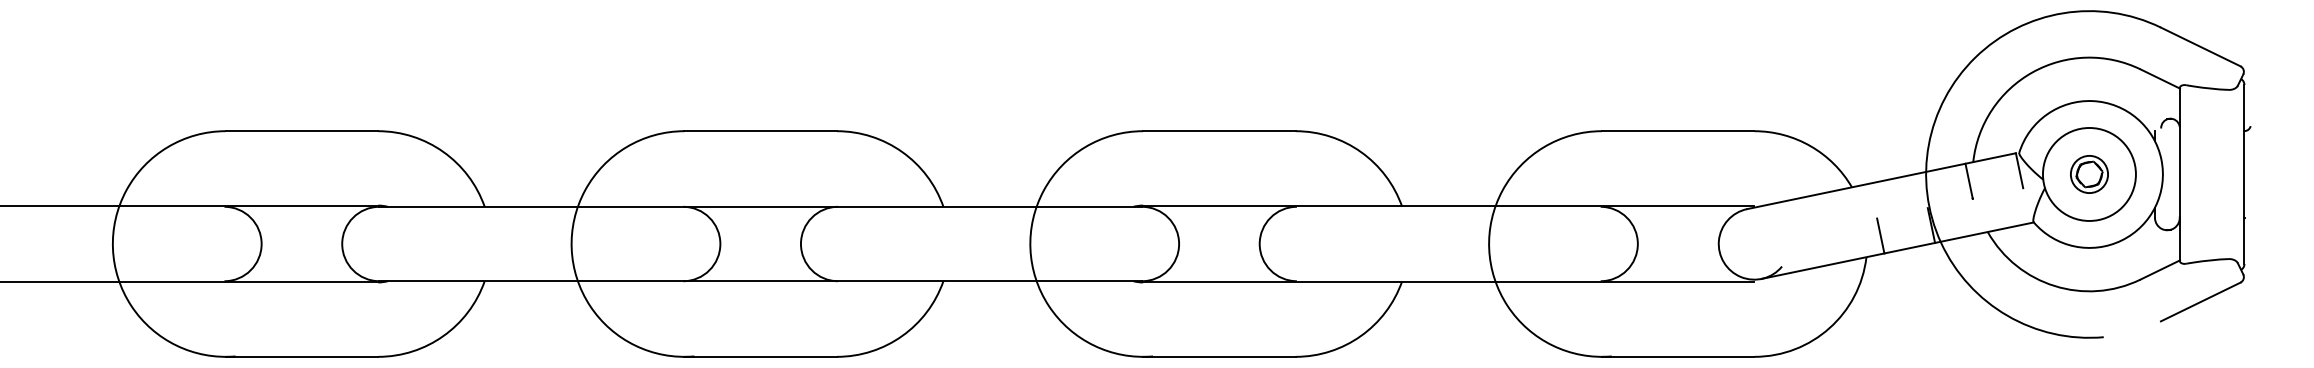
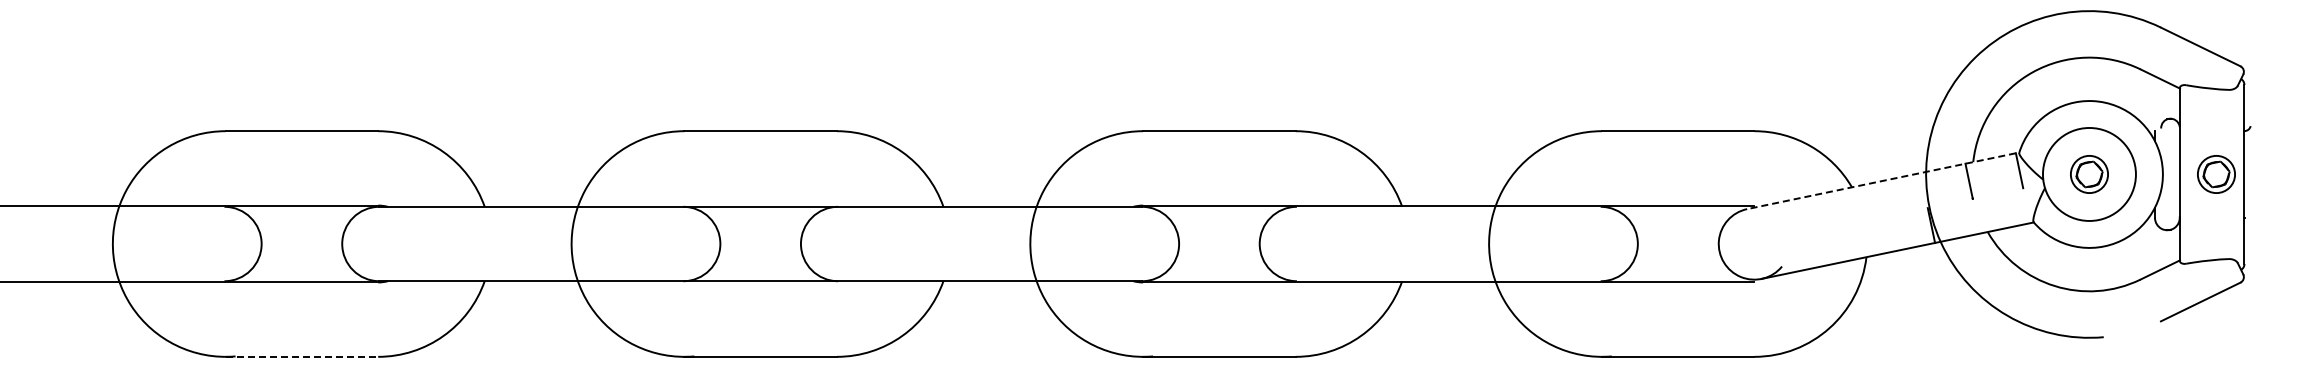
part: none -> present (2216, 174)
line: solid -> dashed (1881, 181)
line: present -> none (1880, 235)
line: solid -> dashed (302, 356)
